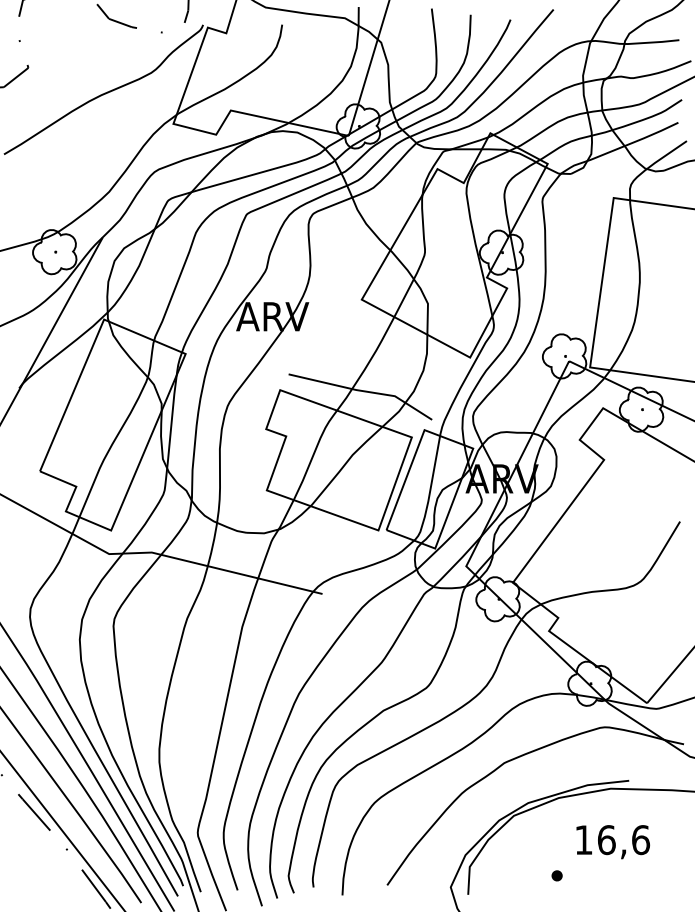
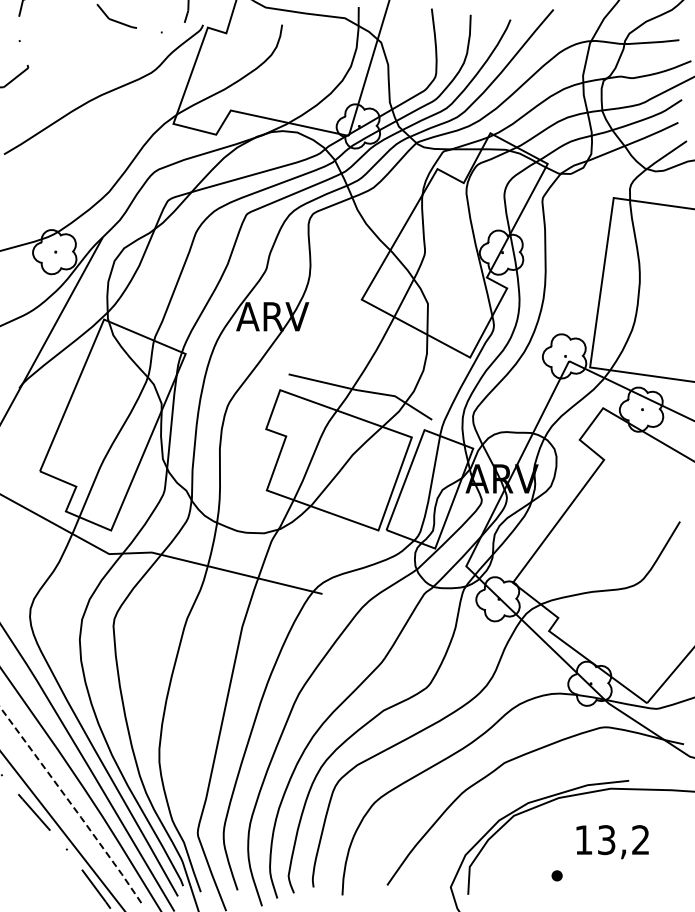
line: solid -> dashed (72, 805)
text: 16,6 -> 13,2 (624, 840)
